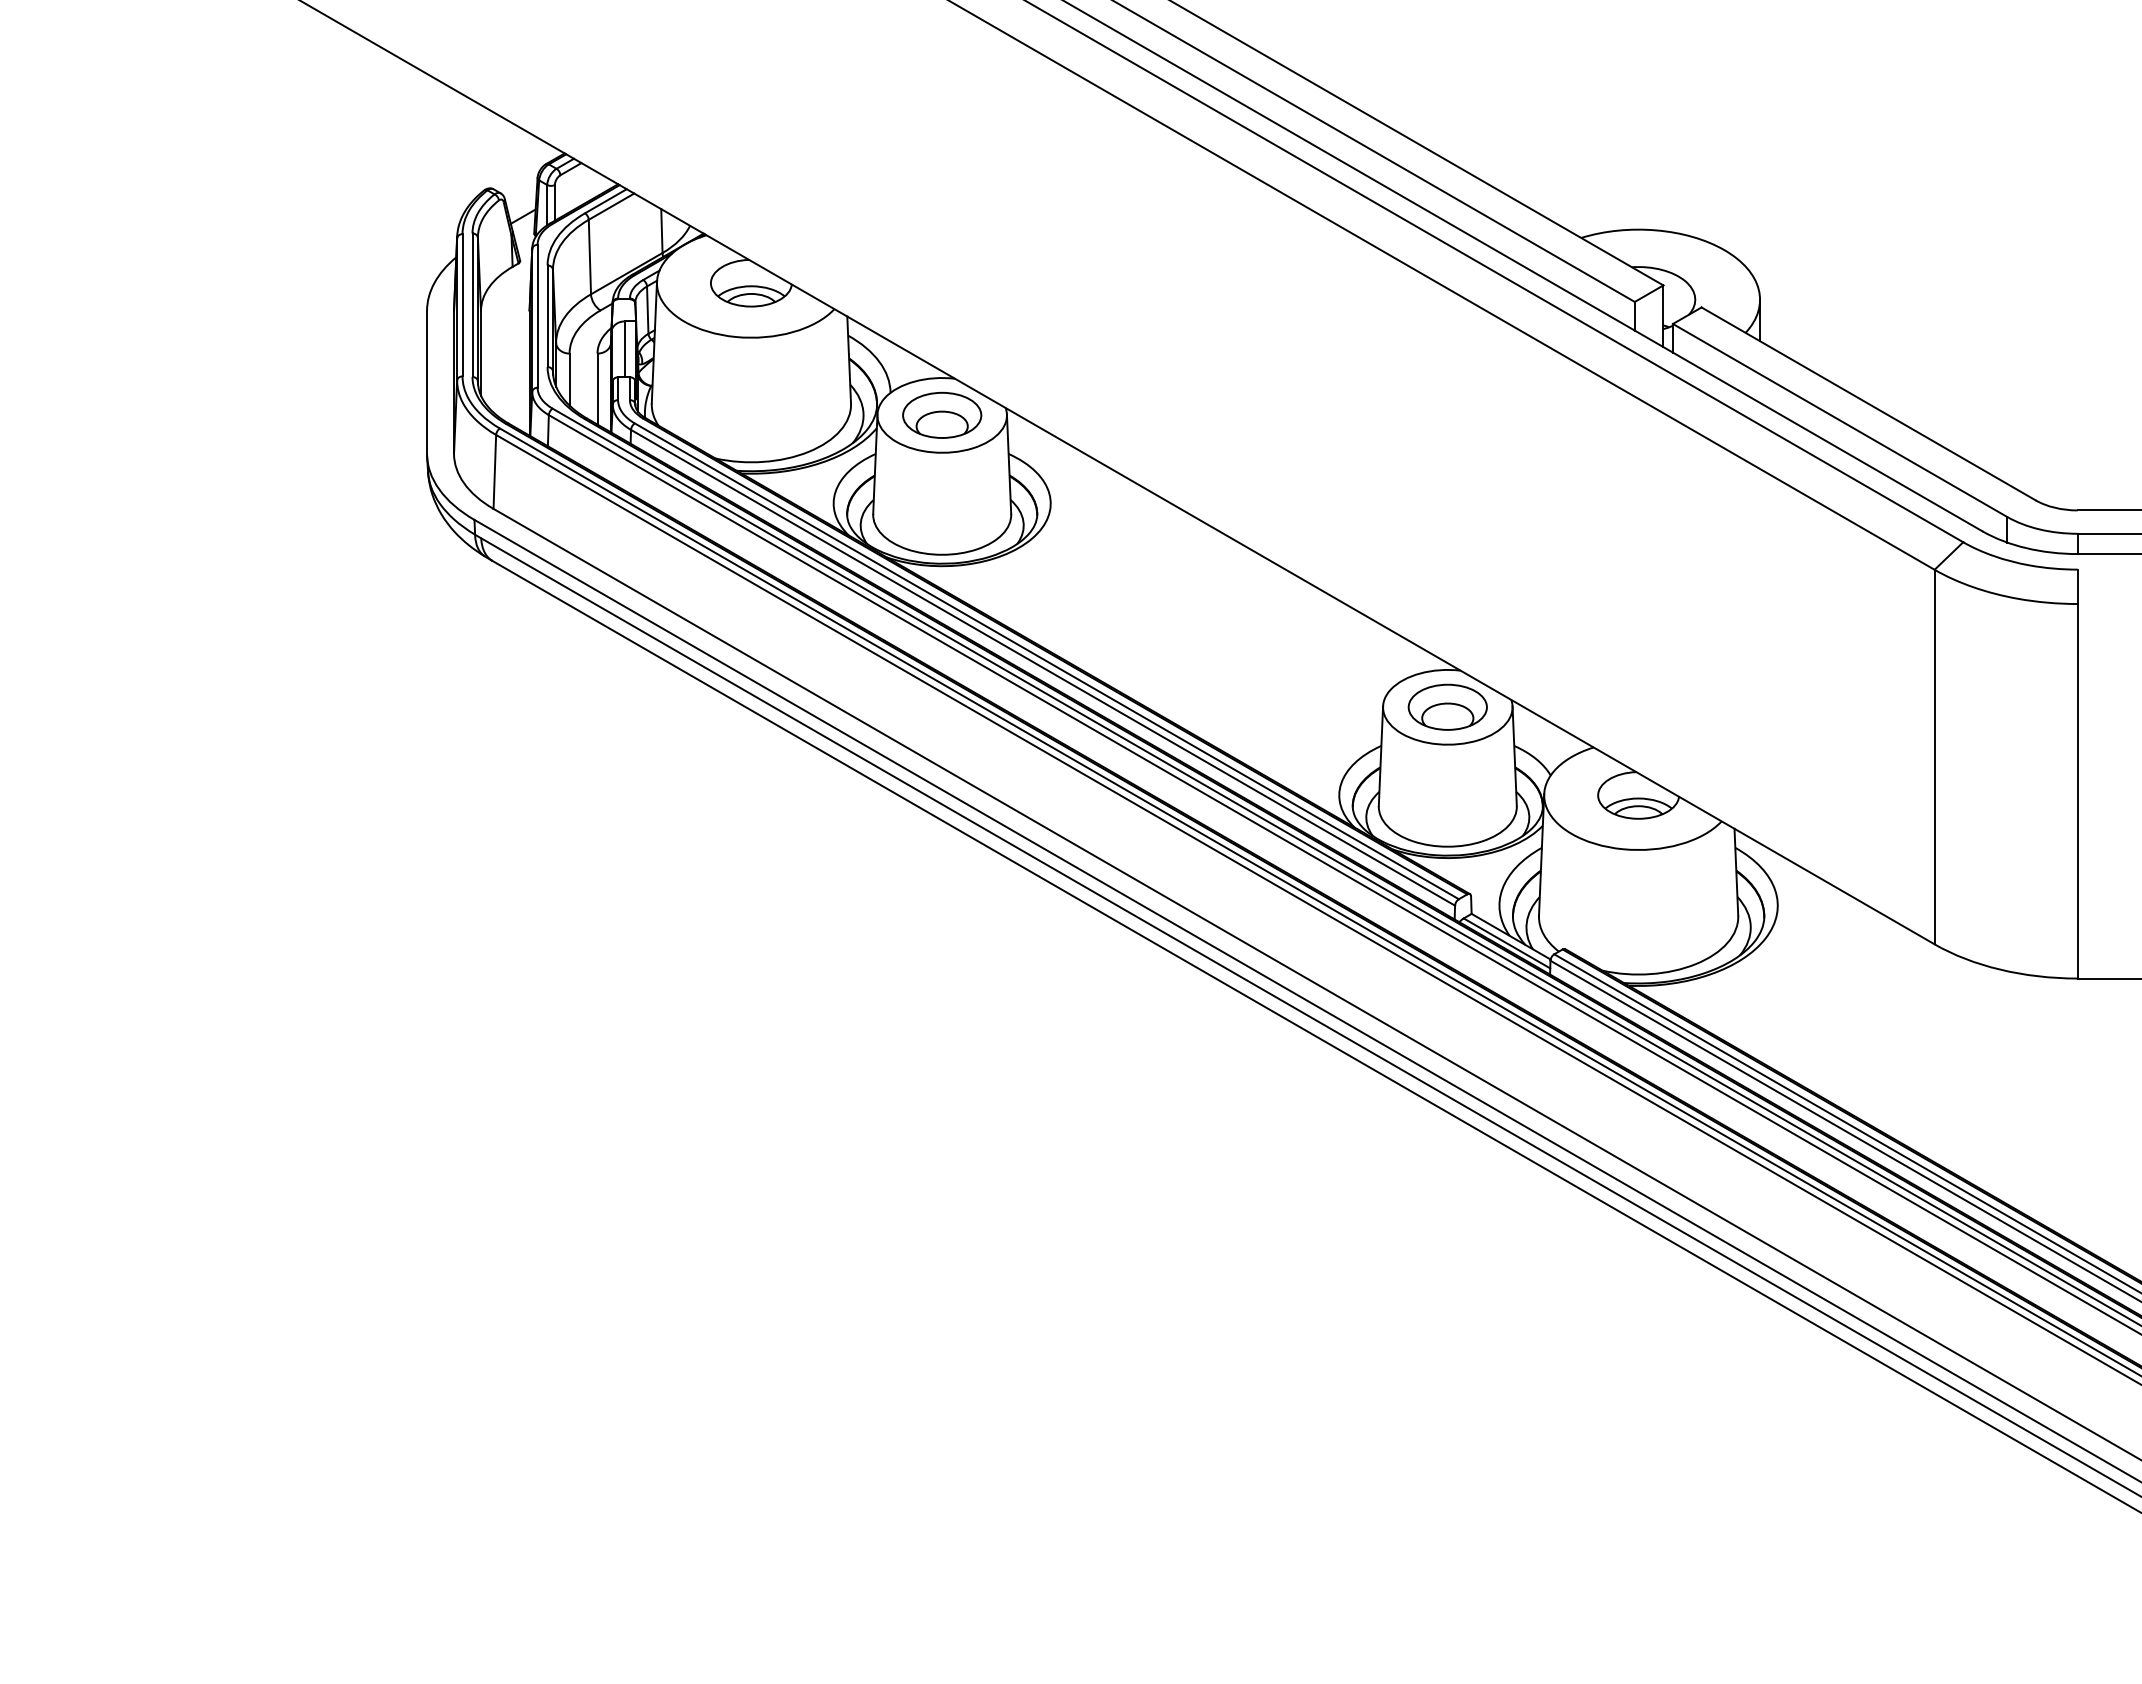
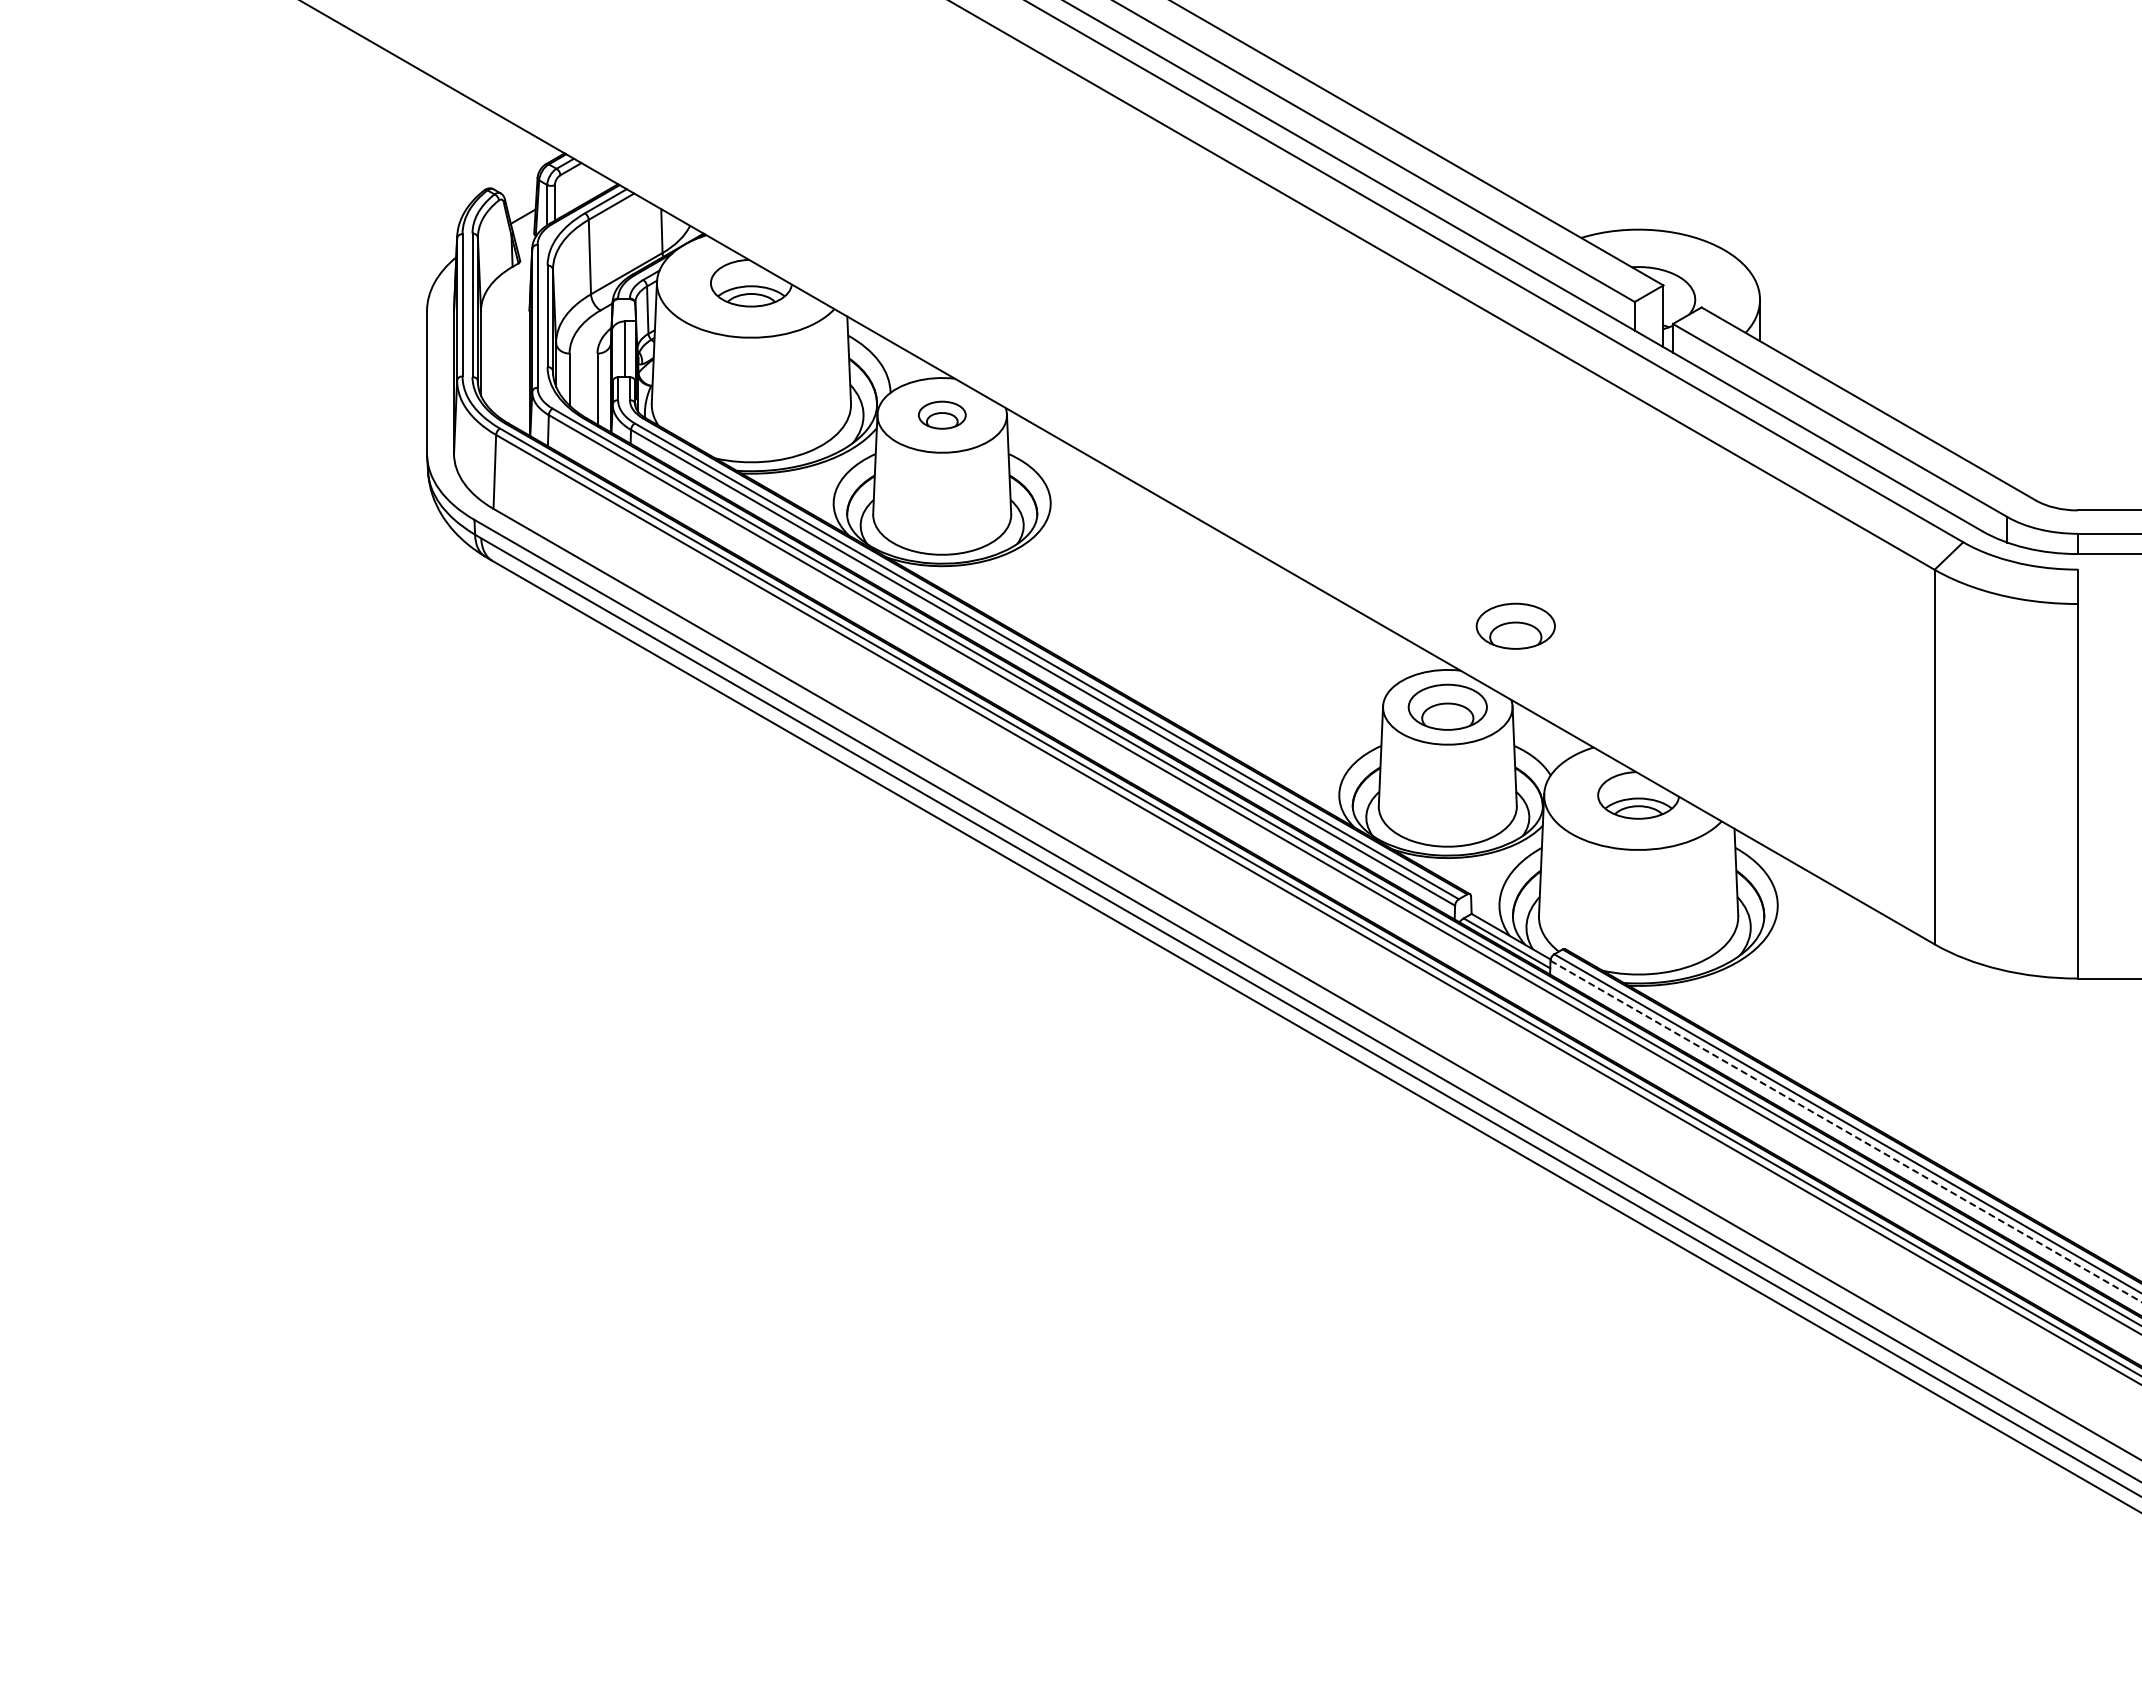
part size: 81x48 px -> 49x30 px (942, 414)
part: none -> present (1515, 625)
line: solid -> dashed (1846, 1131)
